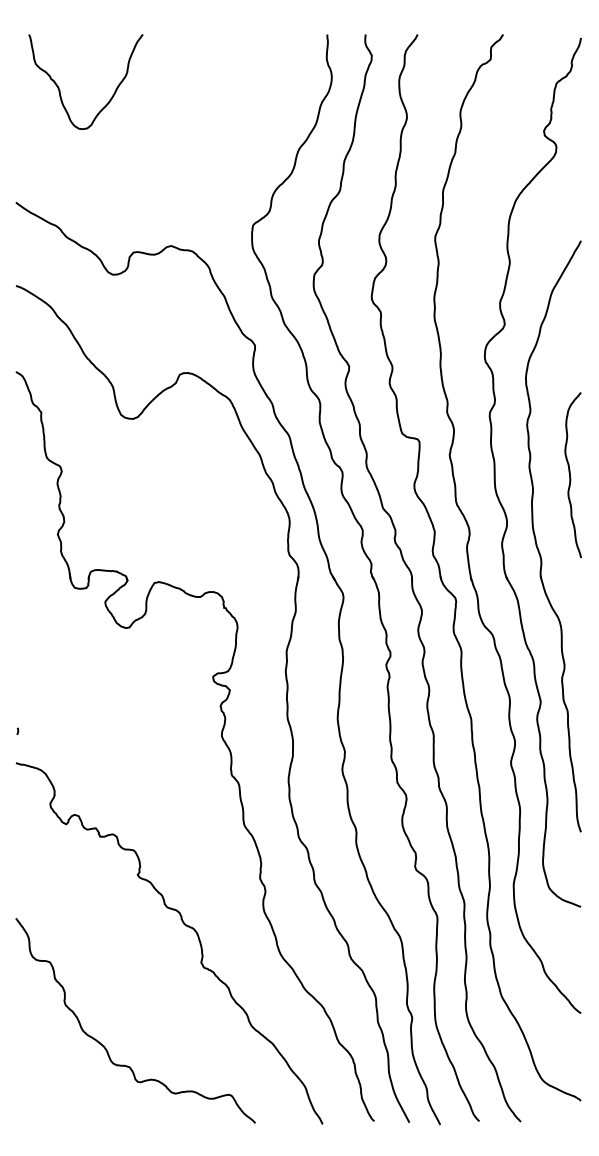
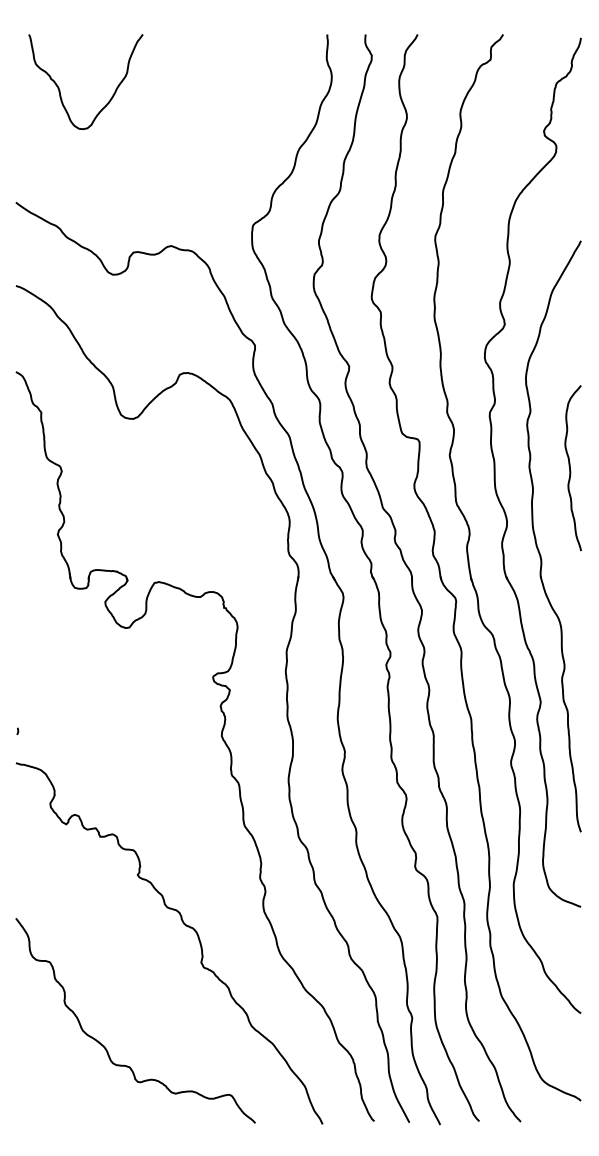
curve position: (570, 475) -> (570, 468) (570, 468)
